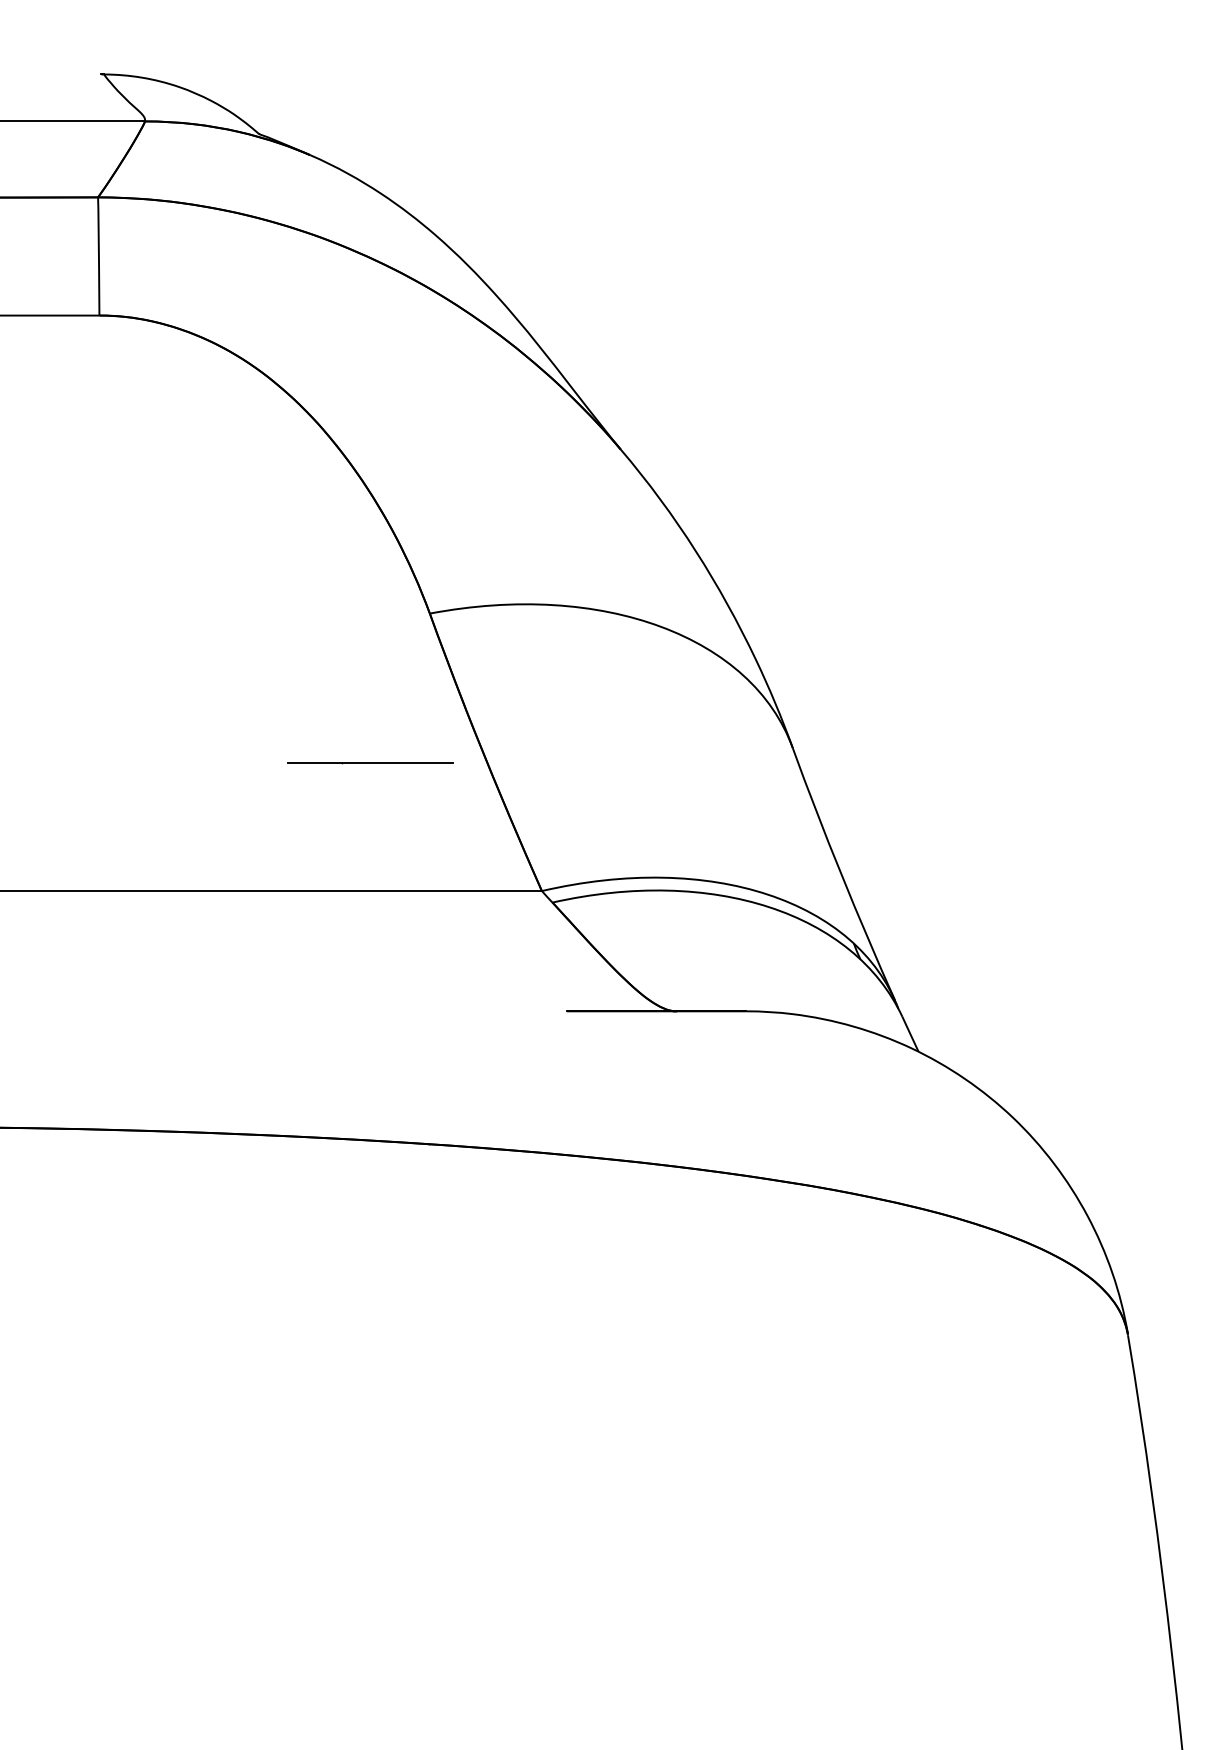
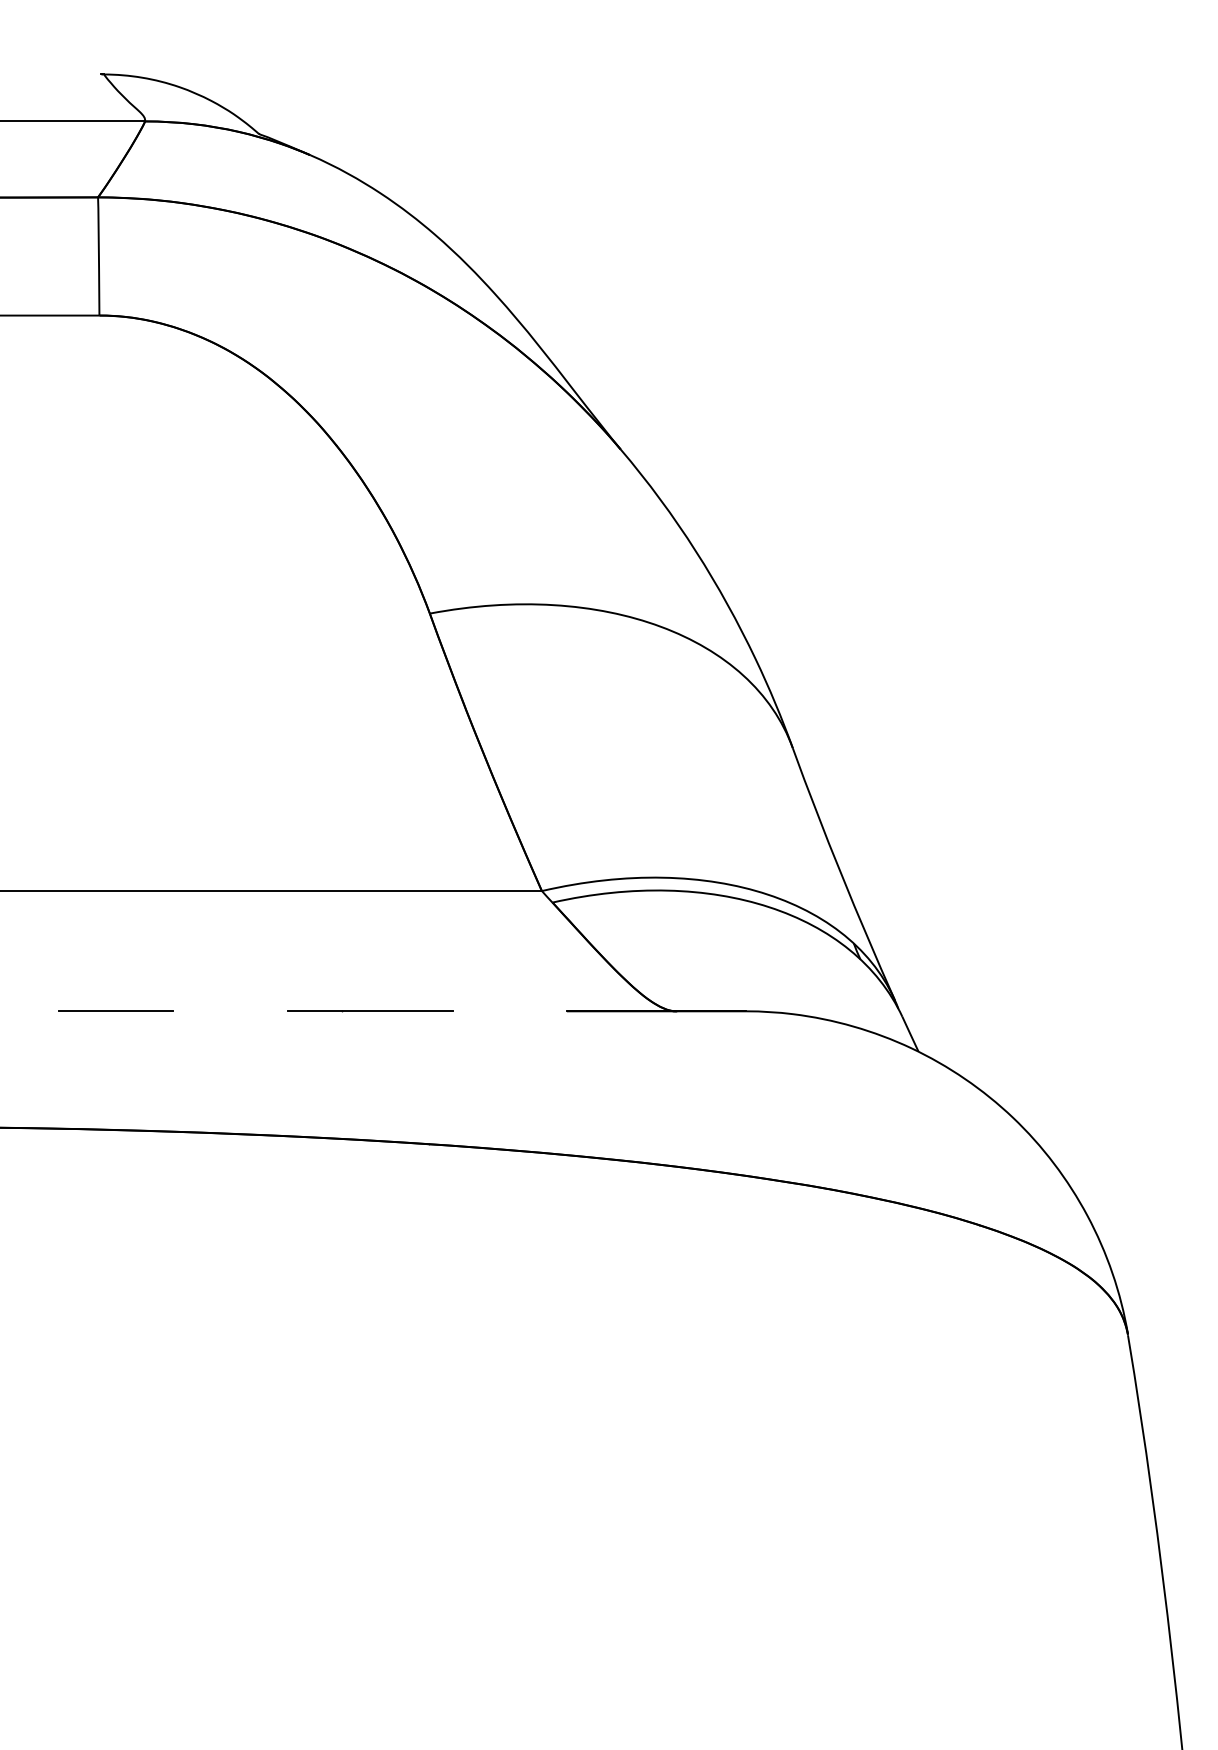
line position: (370, 763) -> (370, 1011) (370, 1011)
line: none -> present (115, 1011)
